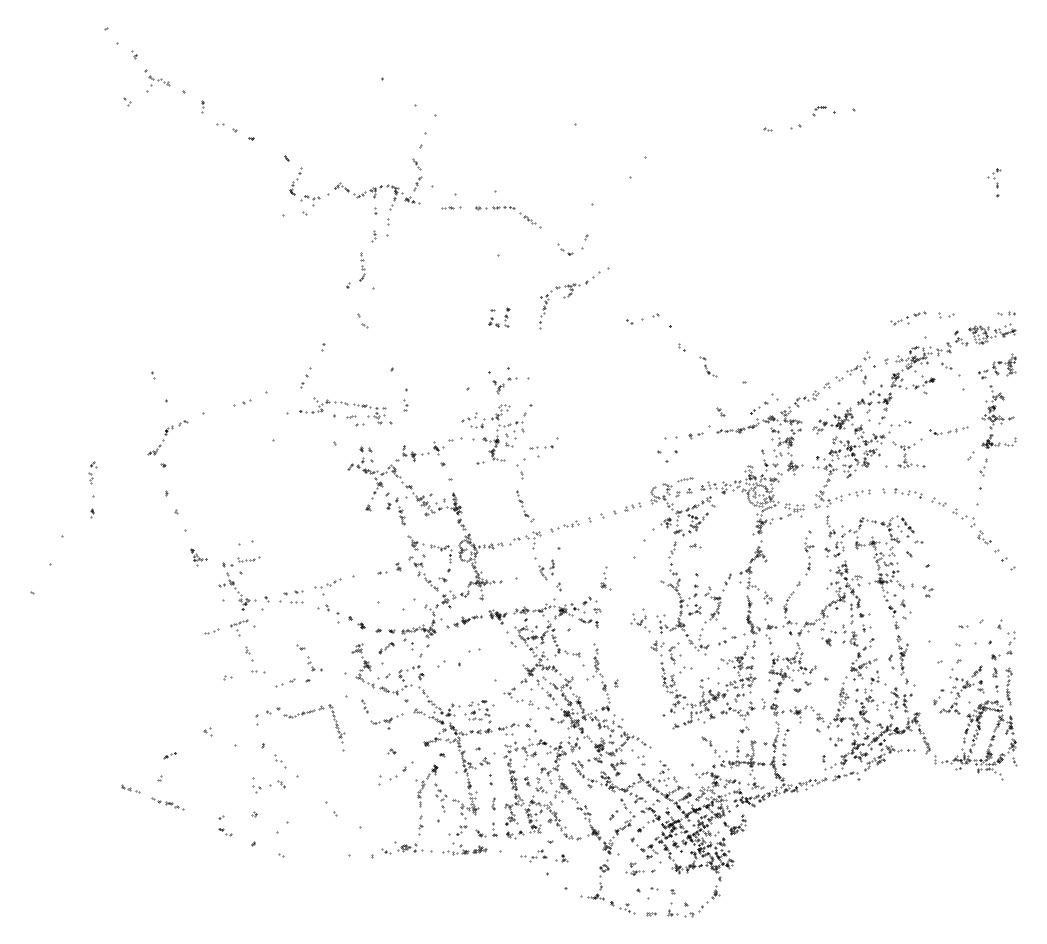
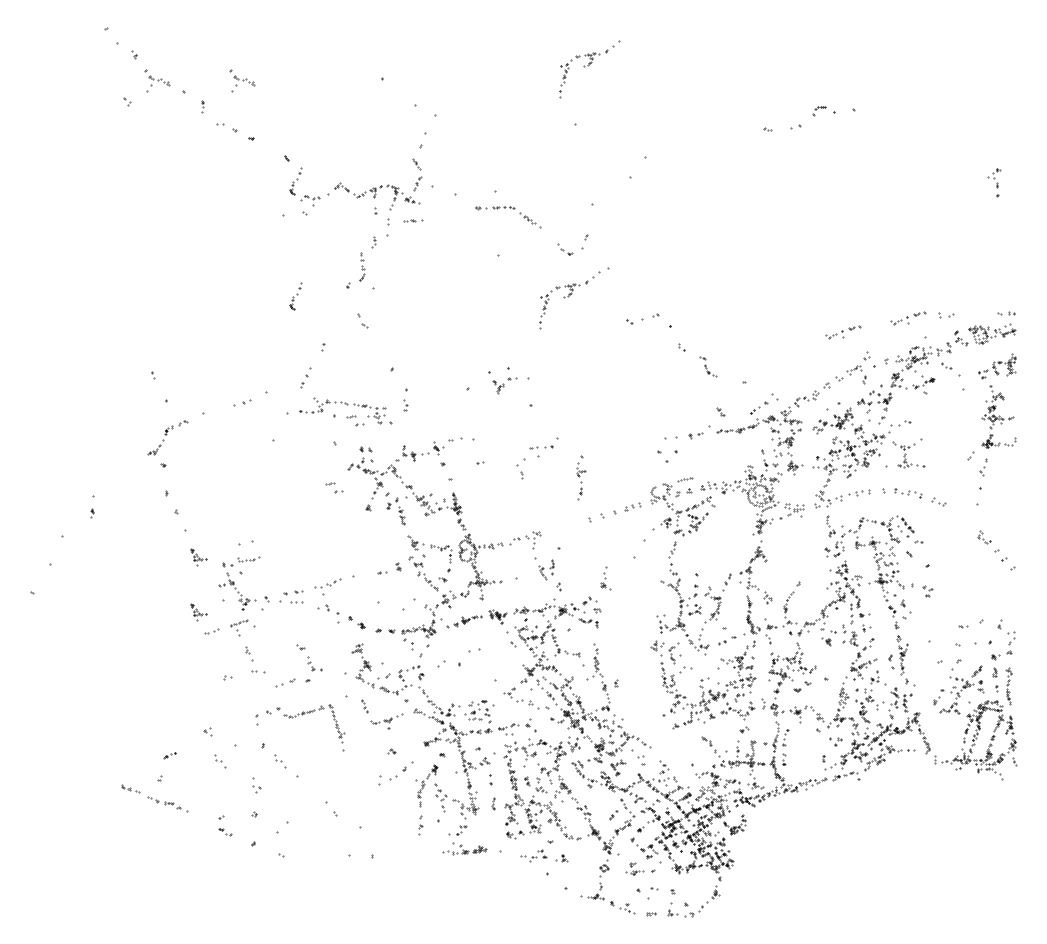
part: none -> present (589, 69)
part: none -> present (242, 80)
part position: (451, 207) -> (413, 220) (413, 220)
part position: (373, 236) -> (373, 242) (373, 242)
part: none -> present (295, 296)
part: present -> none (499, 317)
part: none -> present (843, 332)
part: present -> none (948, 430)
part: present -> none (493, 432)
part: present -> none (92, 472)
part: none -> present (334, 487)
part: present -> none (525, 506)
part: present -> none (963, 517)
part: present -> none (564, 526)
part: present -> none (695, 545)
part position: (809, 552) -> (581, 477) (581, 477)
part: none -> present (198, 612)
part: present -> none (640, 620)
part: present -> none (386, 648)
part: none -> present (220, 761)
part: present -> none (277, 784)
part size: 34x14 px -> 42x17 px (167, 804)
part: present -> none (486, 829)
part: present -> none (406, 847)
